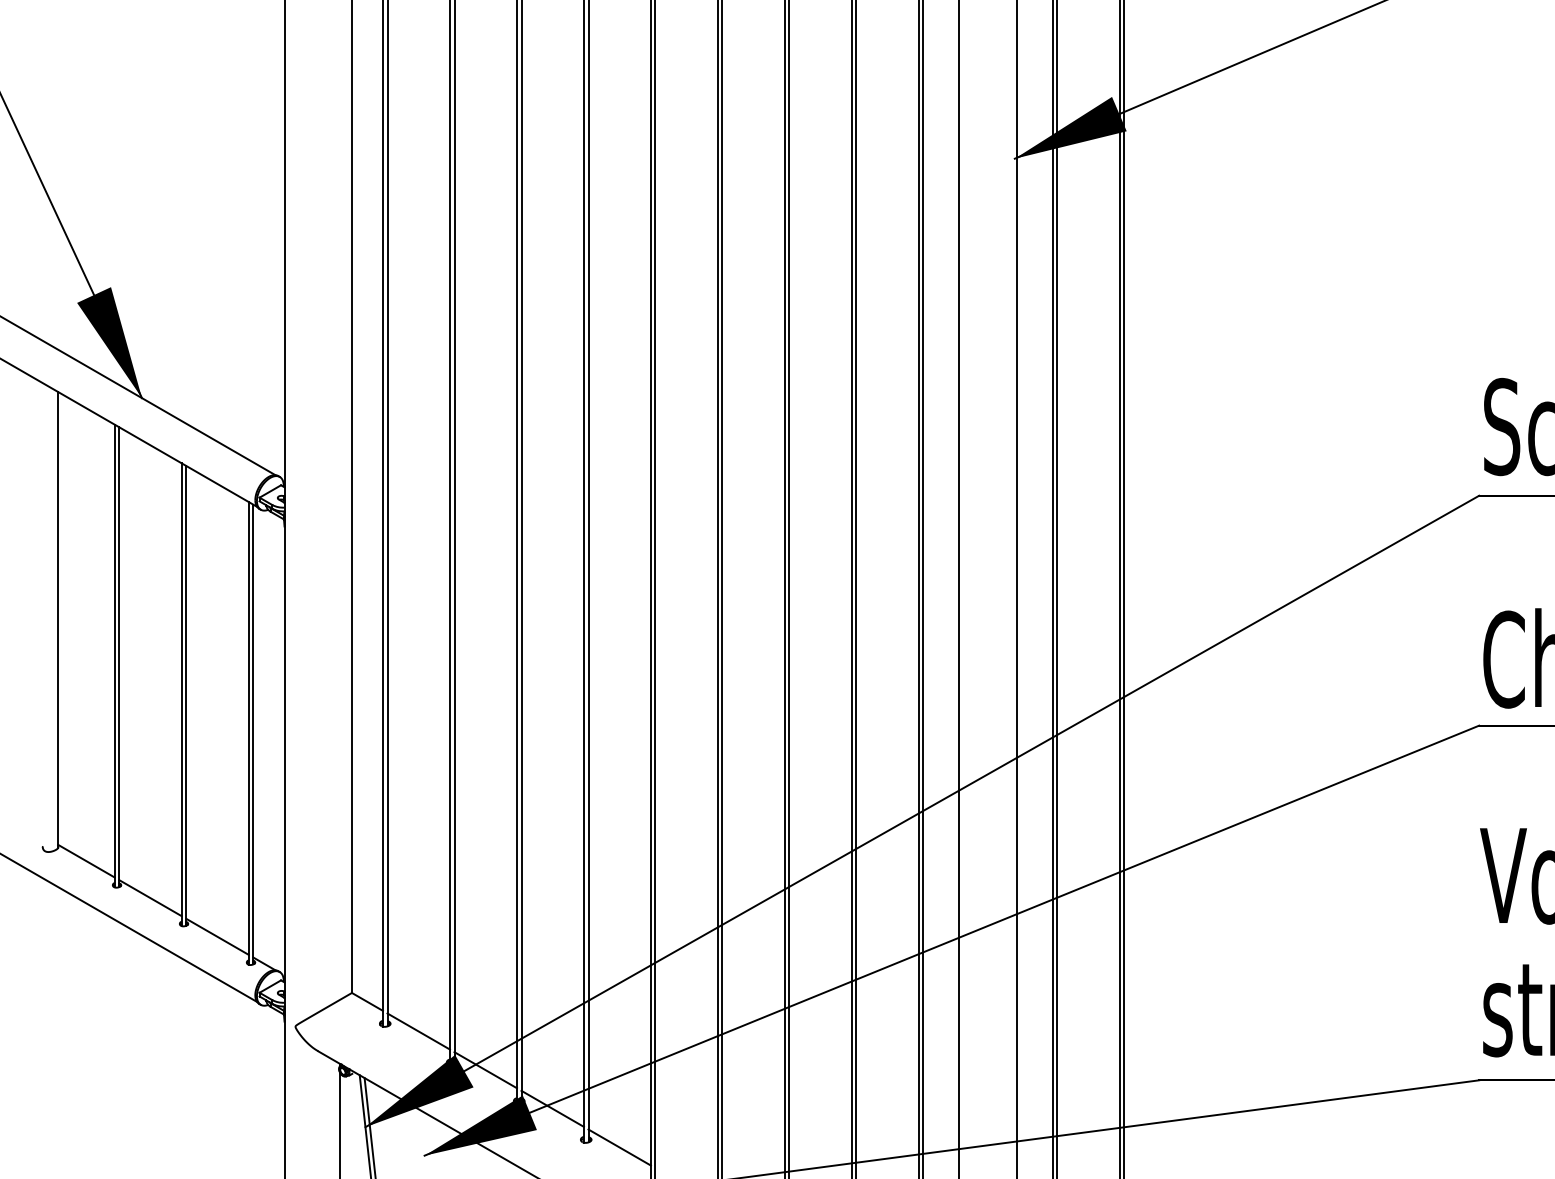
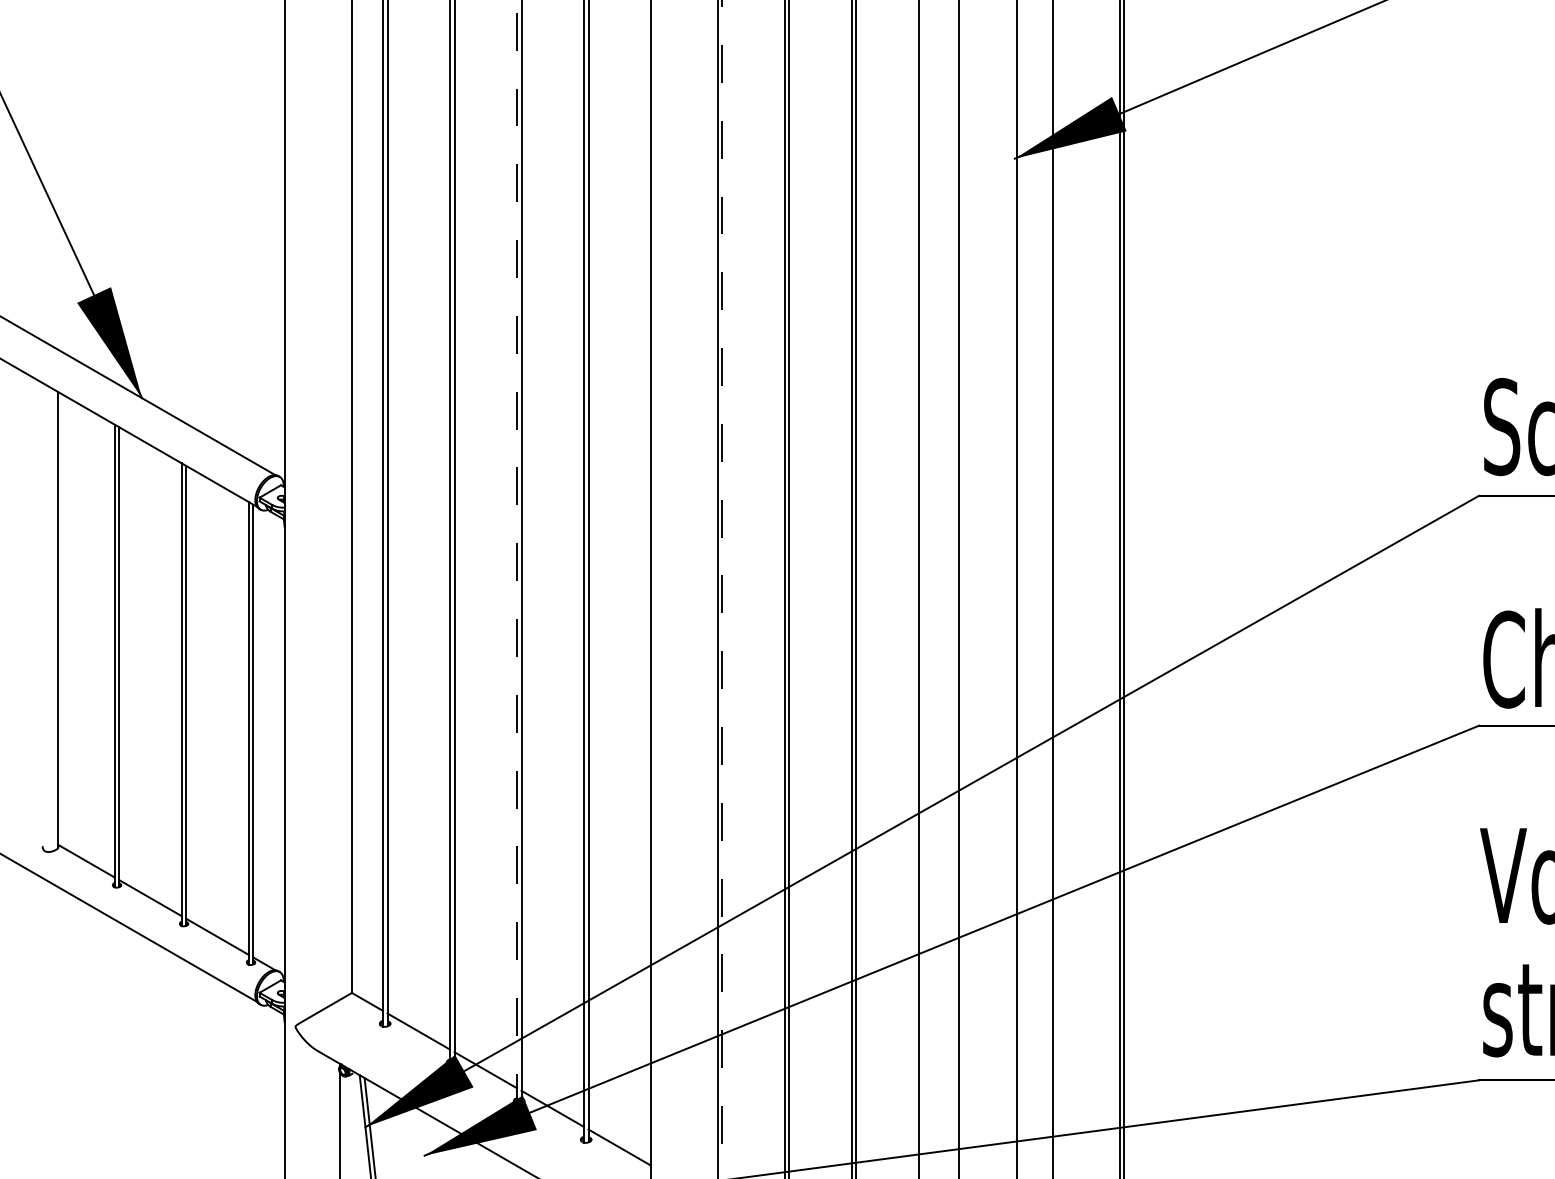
line: solid -> dashed (516, 552)
line: present -> none (655, 588)
line: solid -> dashed (722, 588)
line: present -> none (923, 588)
line: present -> none (1057, 588)
